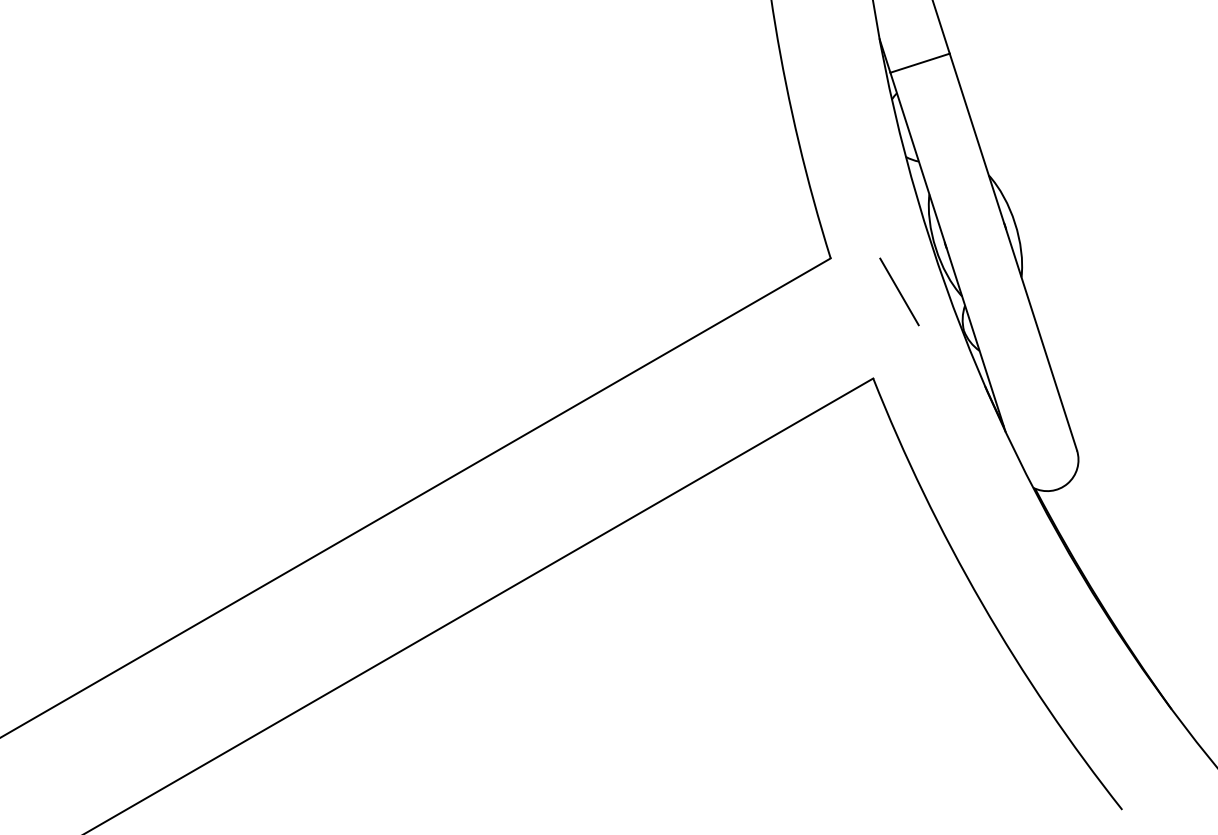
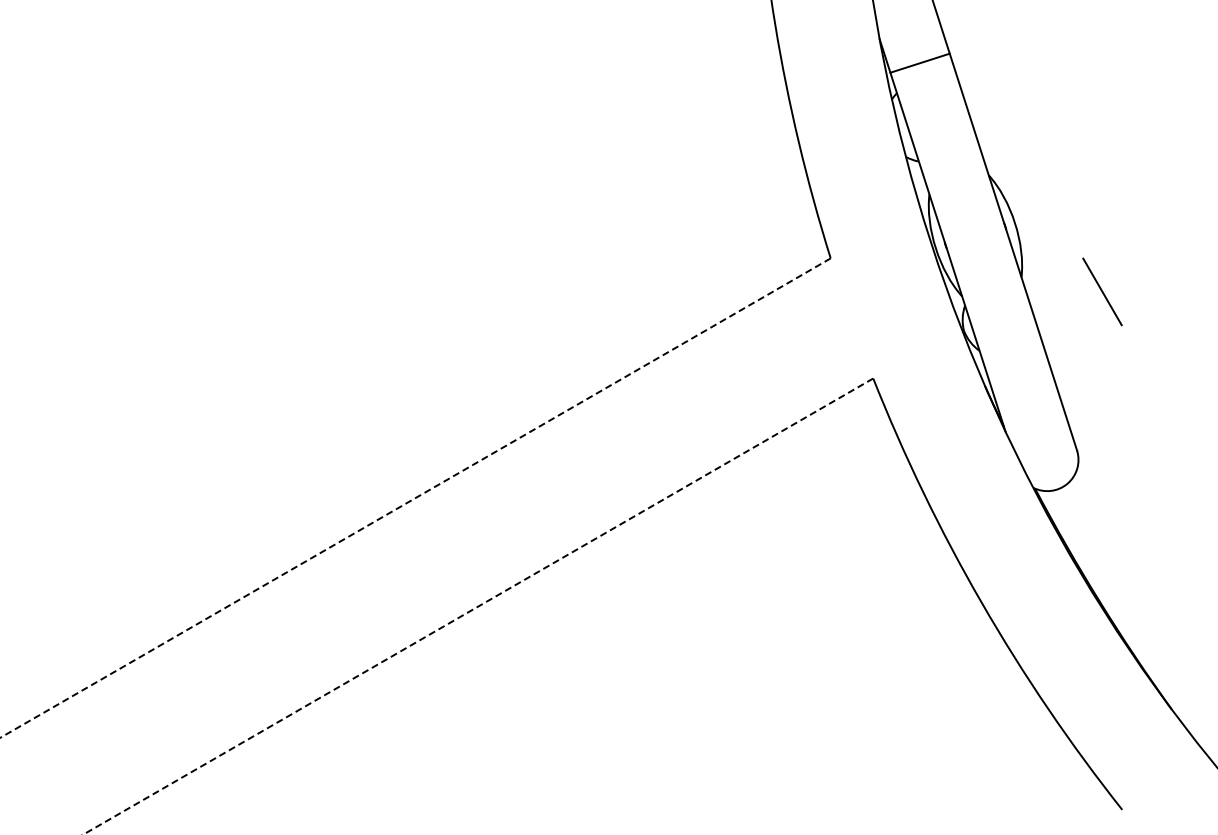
line position: (899, 291) -> (1102, 291) (1102, 291)
line: solid -> dashed (415, 498)
line: solid -> dashed (477, 606)
